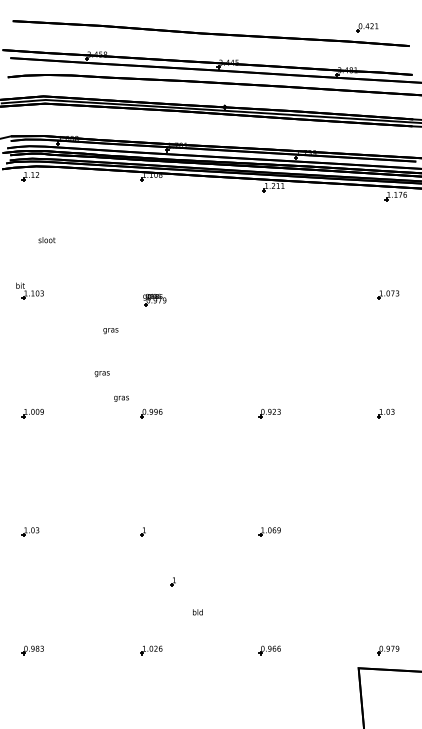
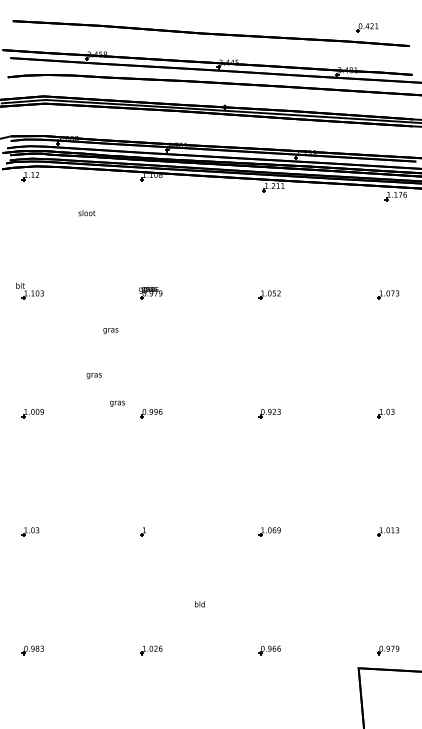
text position: (46, 240) -> (86, 213) (86, 213)
part: none -> present (269, 294)
part position: (154, 299) -> (150, 292) (150, 292)
text position: (101, 374) -> (93, 376) (93, 376)
text position: (121, 398) -> (117, 403) (117, 403)
part: none -> present (388, 531)
part: present -> none (172, 581)
text position: (197, 612) -> (199, 604) (199, 604)
